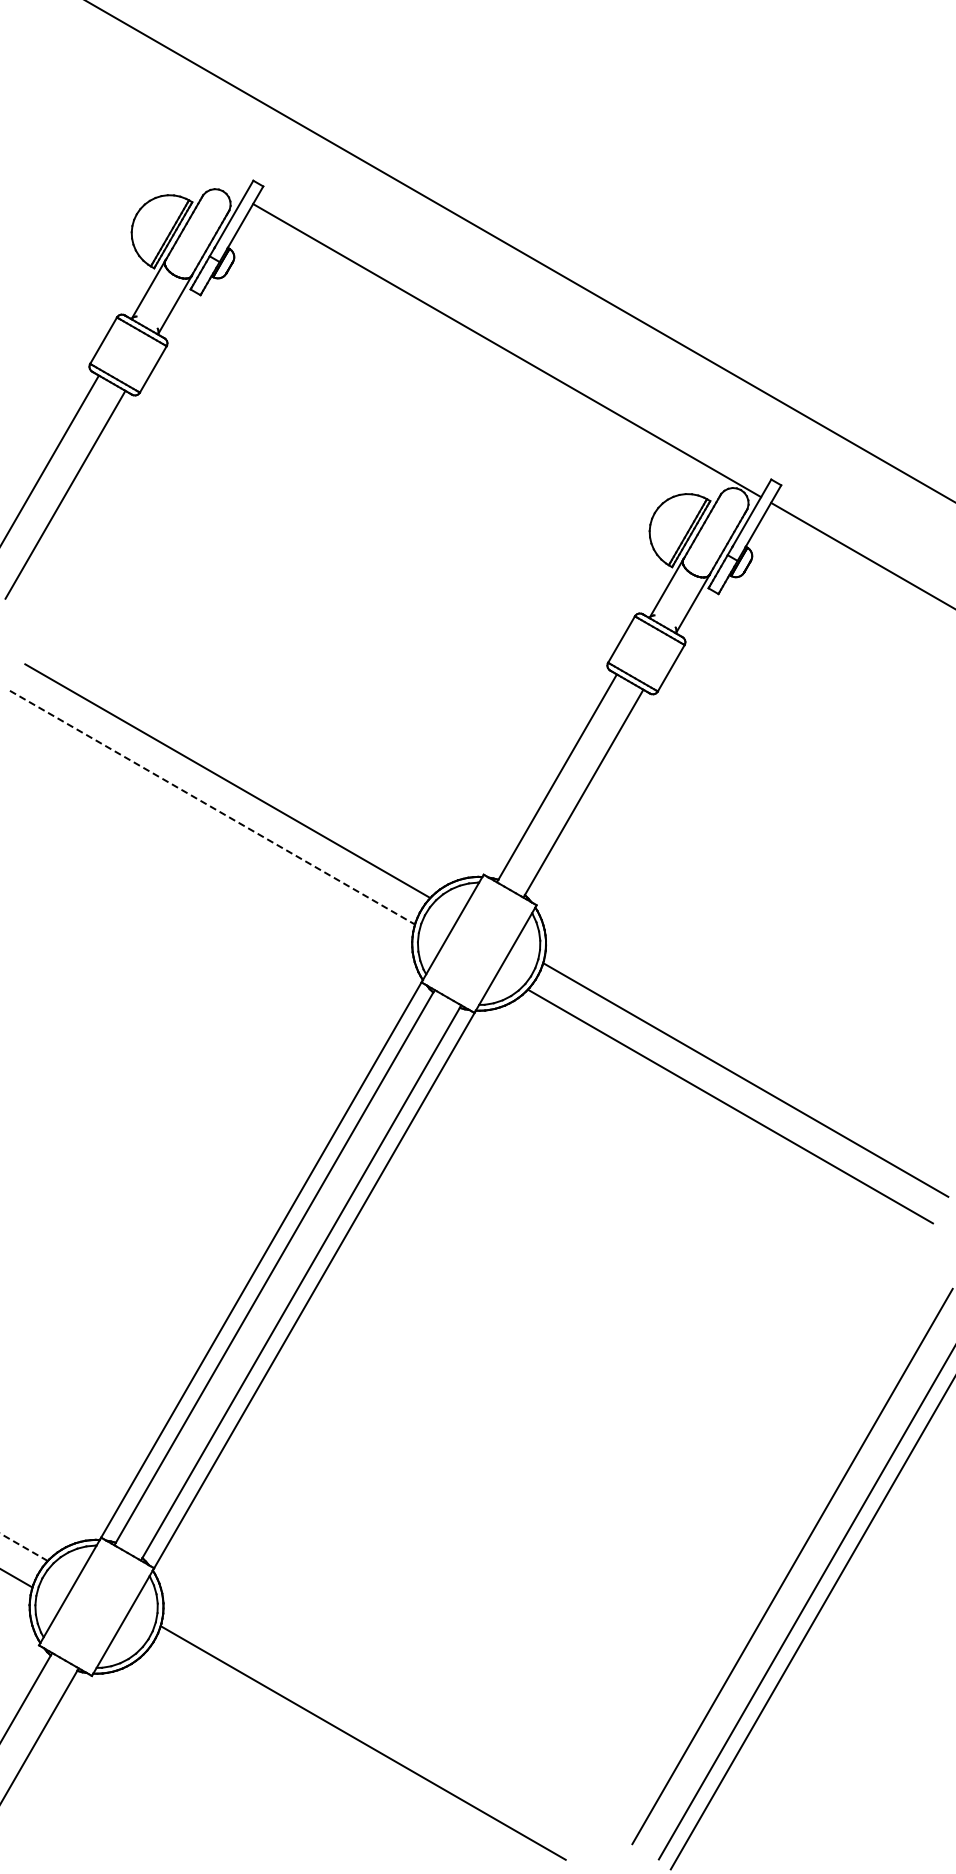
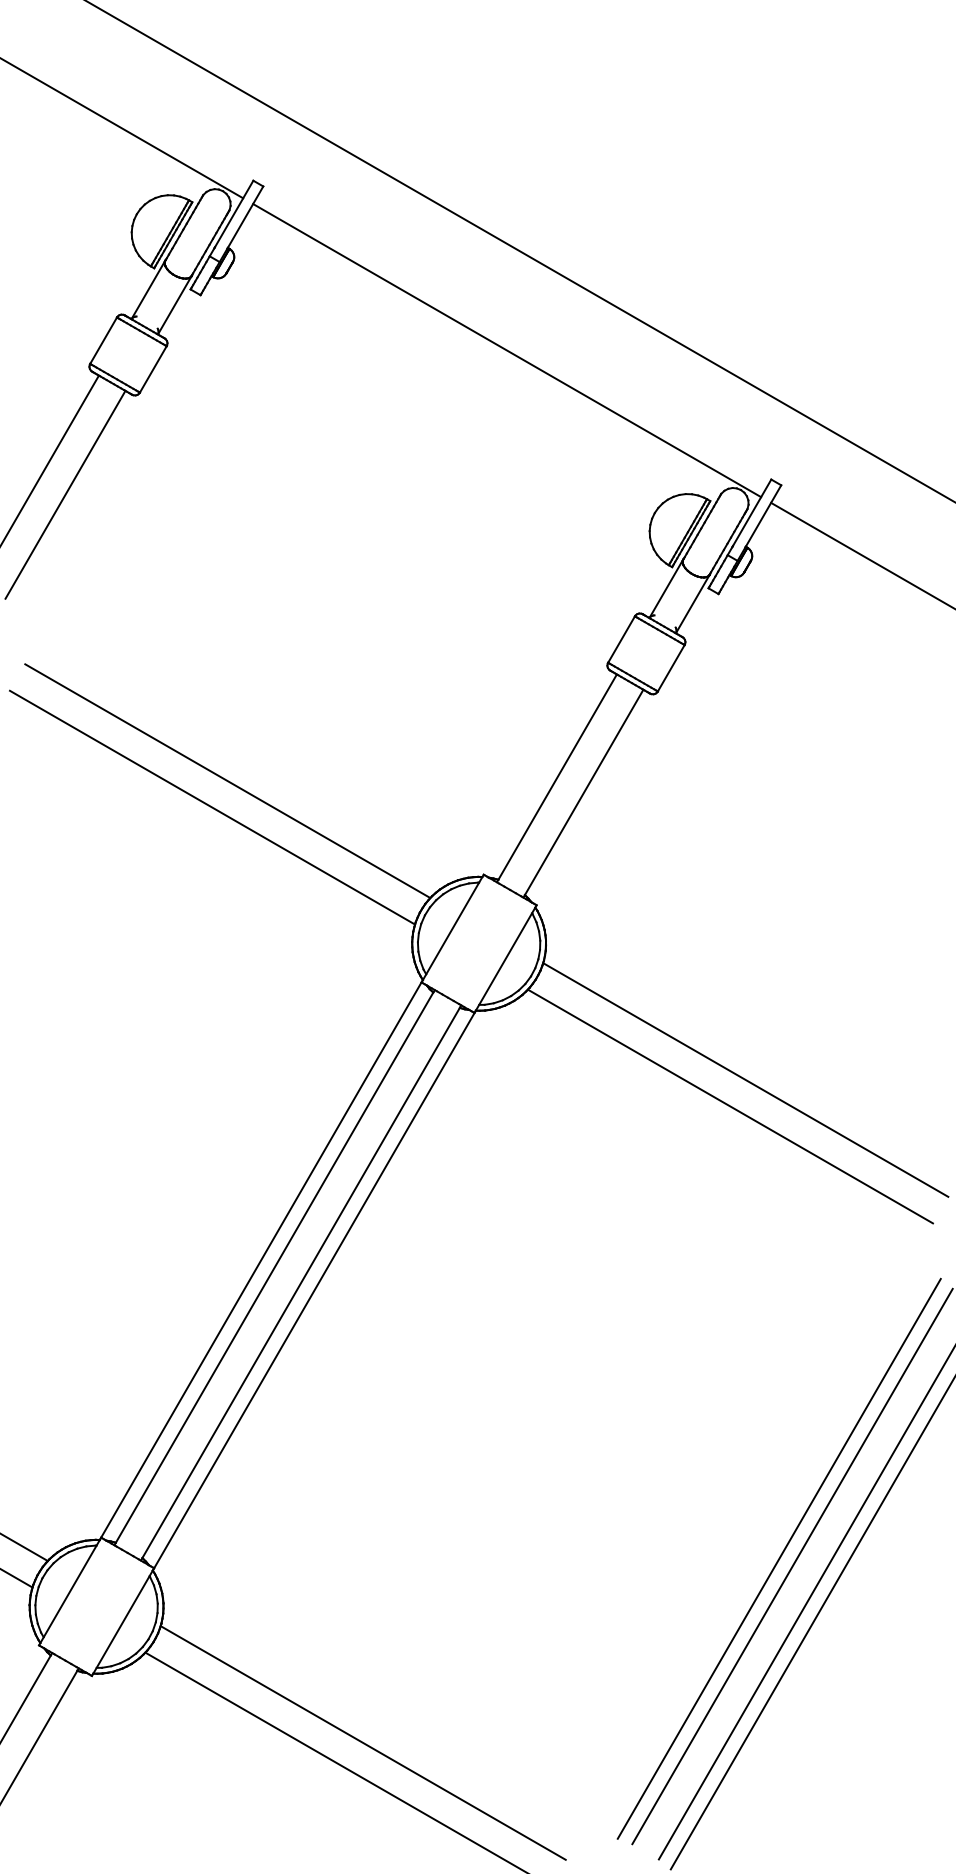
line: none -> present (122, 128)
line: dashed -> solid (212, 807)
line: dashed -> solid (23, 1547)
line: none -> present (778, 1558)
line: none -> present (334, 1761)
